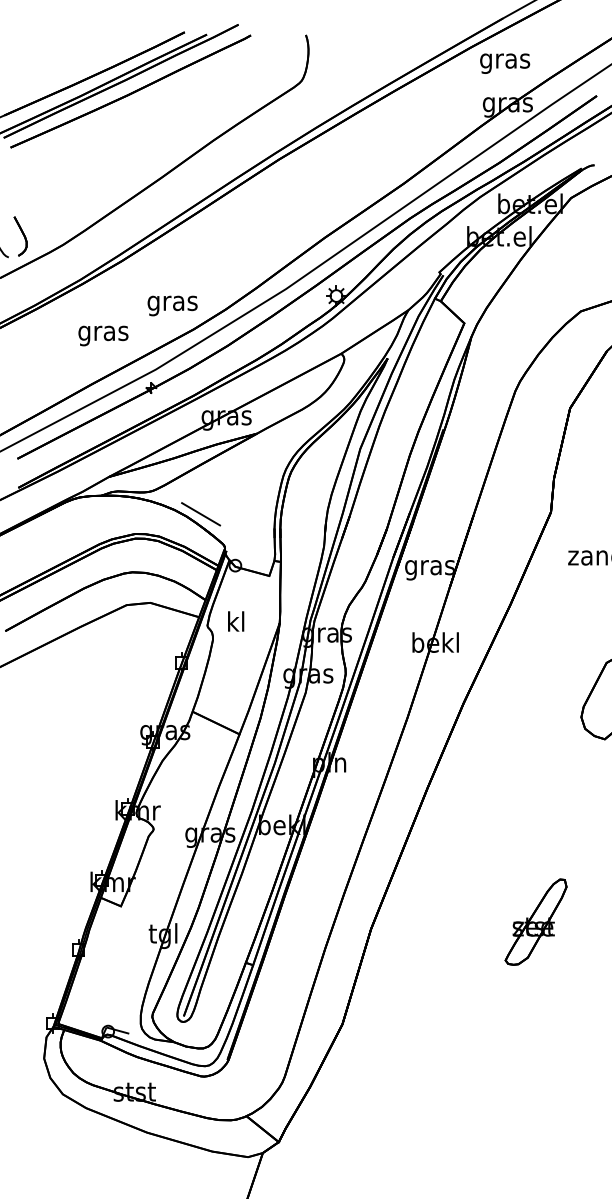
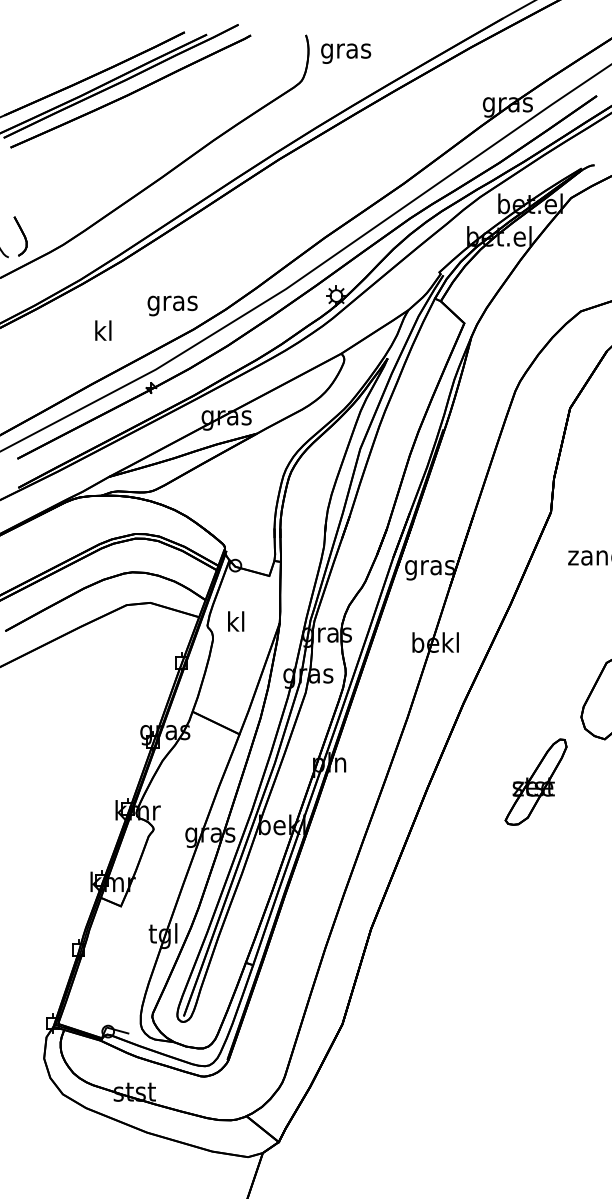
text position: (505, 63) -> (346, 53) (346, 53)
text: gras -> kl (103, 333)
line: present -> none (201, 514)
part position: (535, 921) -> (535, 781) (535, 781)
